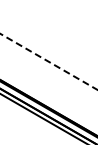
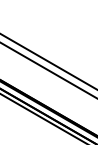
line: dashed -> solid (48, 61)
line: none -> present (48, 70)
